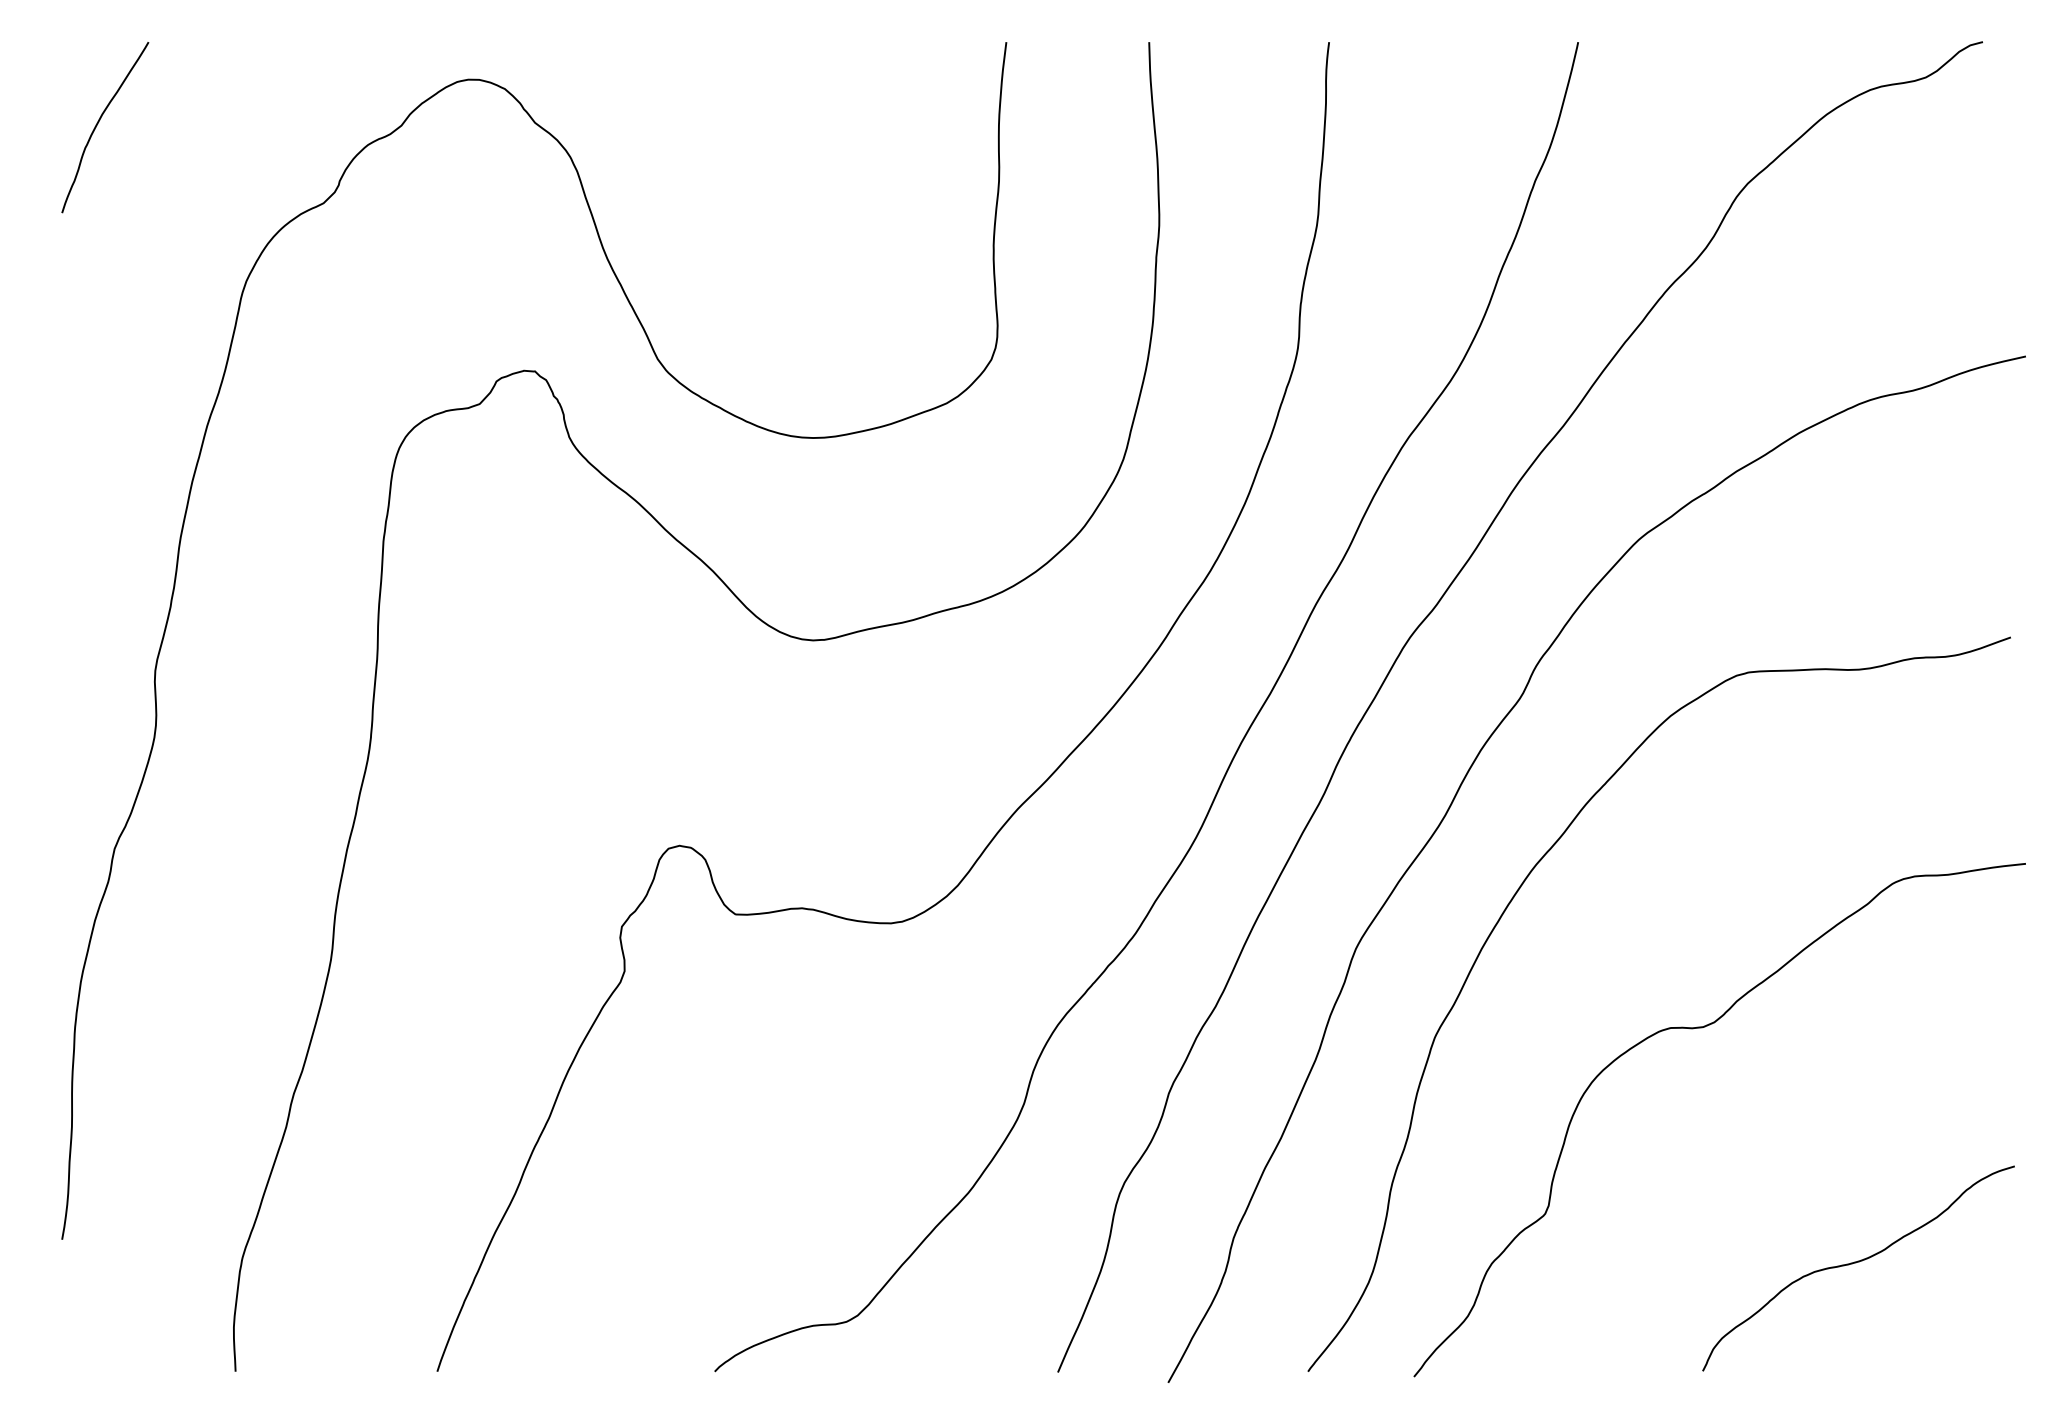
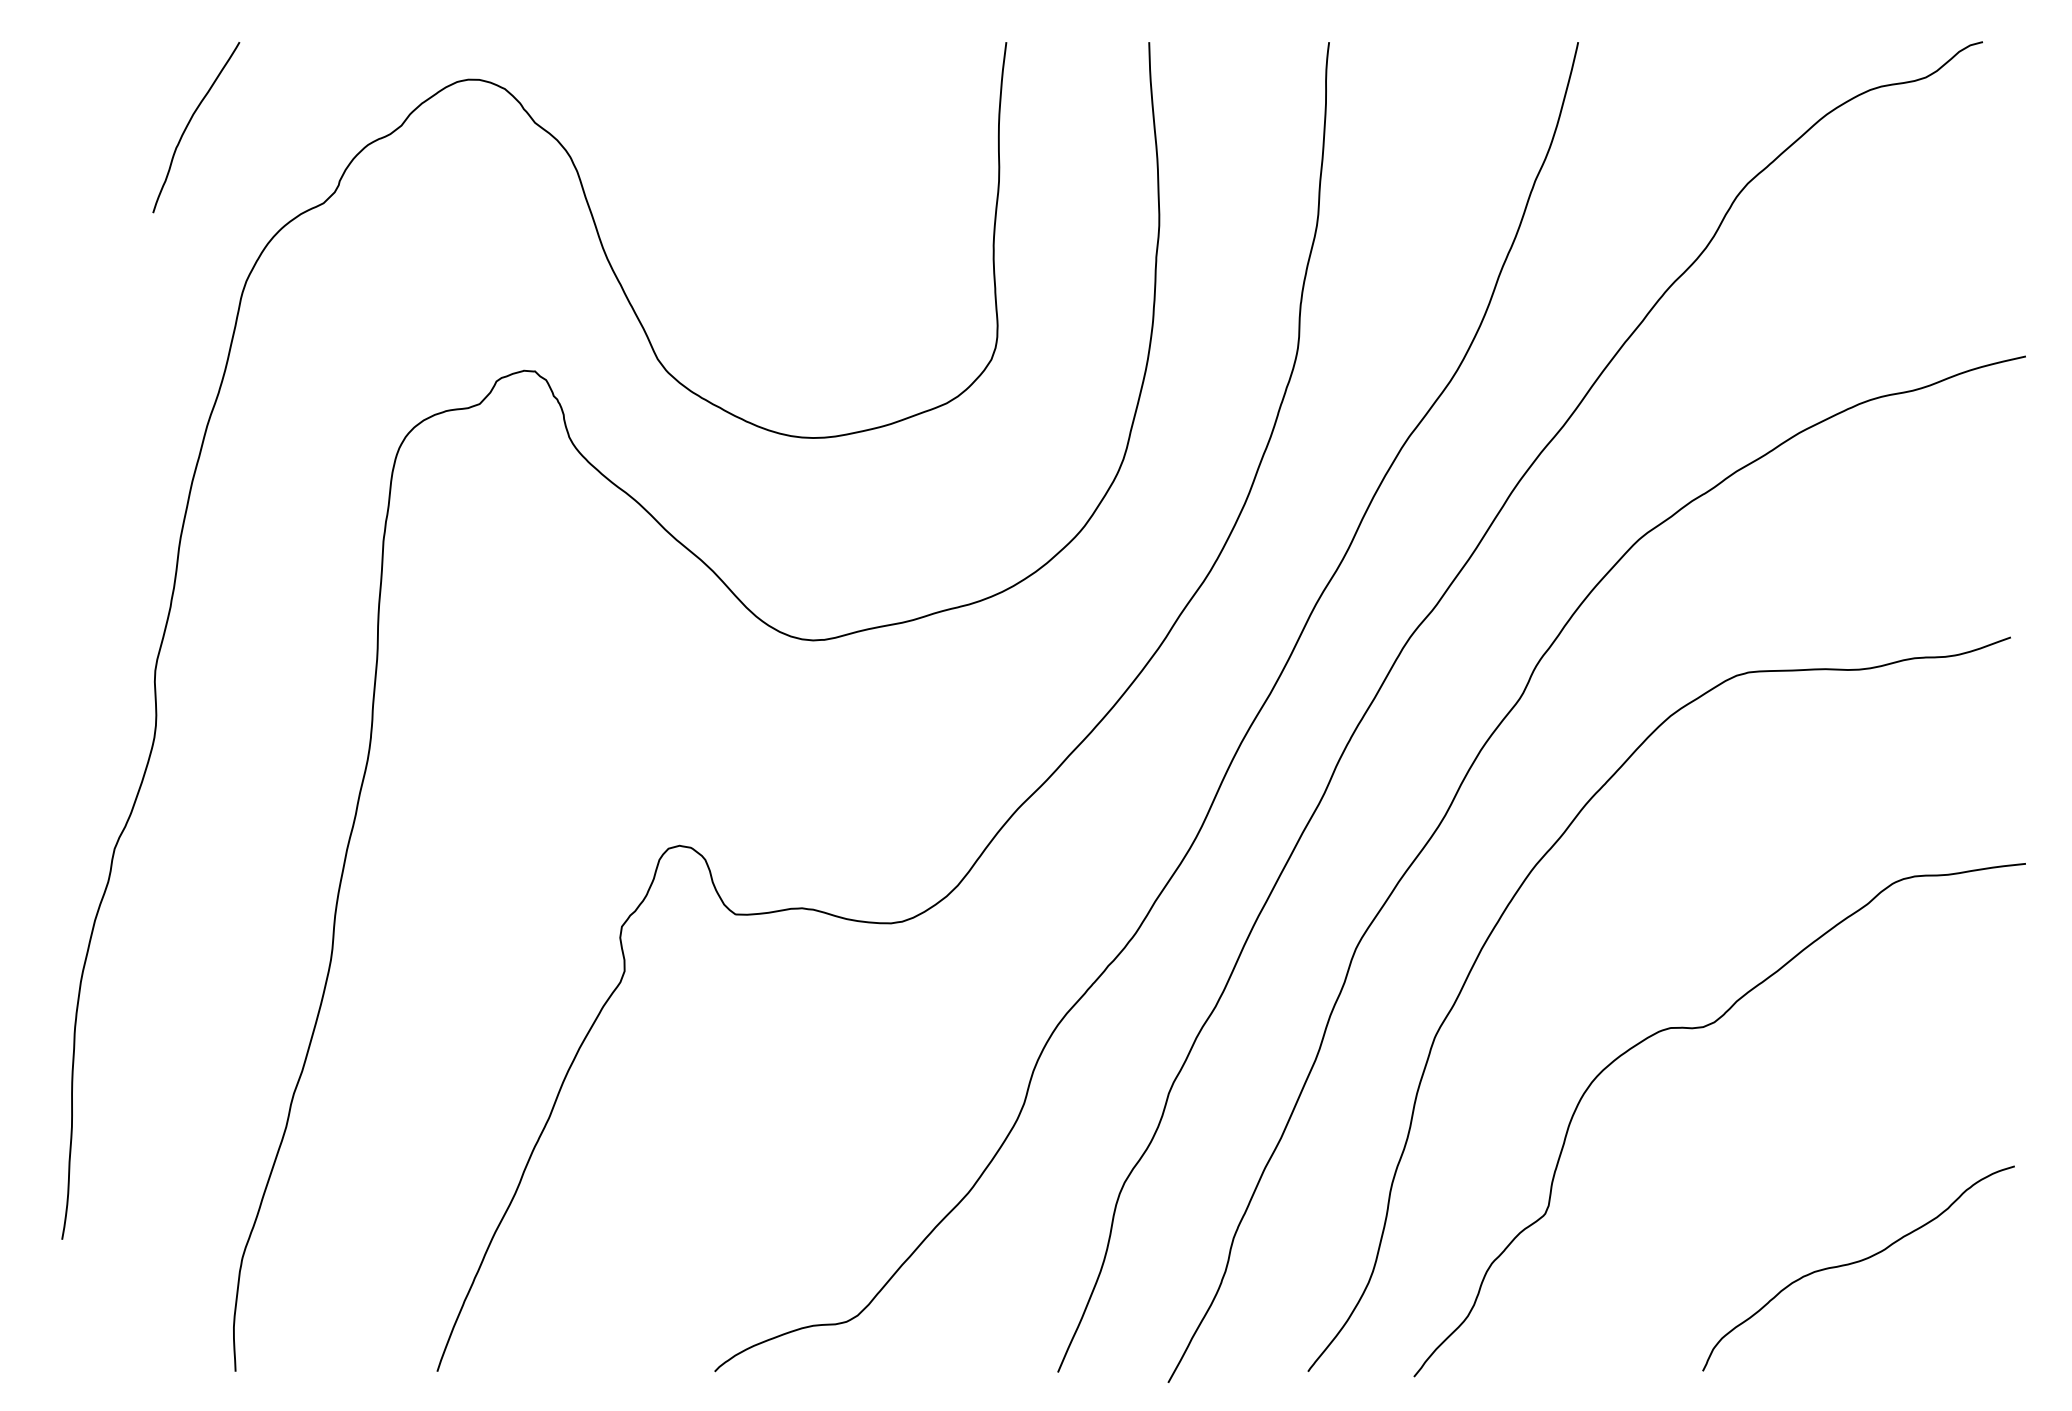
curve position: (99, 122) -> (190, 122) (190, 122)
